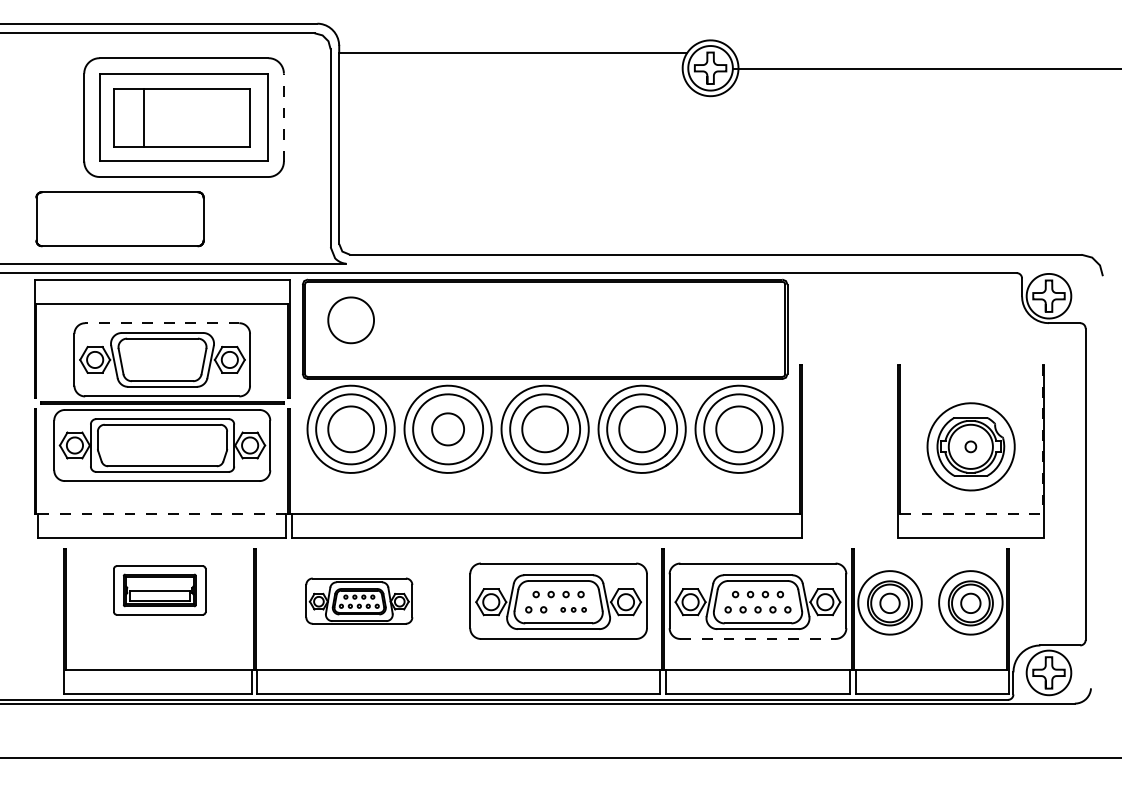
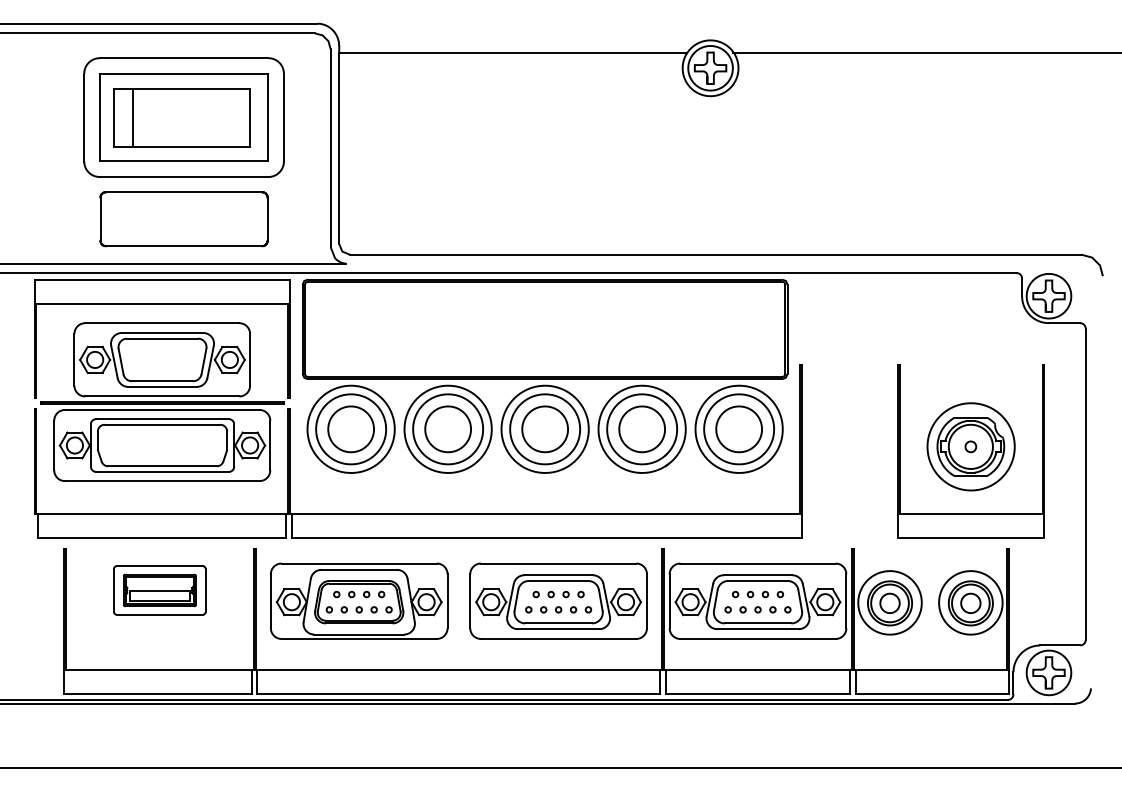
line position: (925, 68) -> (925, 52) (925, 52)
line position: (143, 117) -> (132, 117) (132, 117)
line: dashed -> solid (283, 117)
part position: (119, 219) -> (183, 219) (183, 219)
part: present -> none (350, 320)
line: dashed -> solid (161, 323)
part size: 34x35 px -> 48x49 px (447, 429)
line: dashed -> solid (1042, 511)
line: dashed -> solid (161, 513)
part size: 109x48 px -> 179x78 px (359, 600)
part size: 27x6 px -> 38x8 px (573, 609)
line: dashed -> solid (758, 638)
line position: (560, 758) -> (560, 768) (560, 768)
